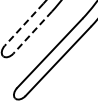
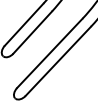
line: dashed -> solid (24, 24)
line: dashed -> solid (32, 32)
